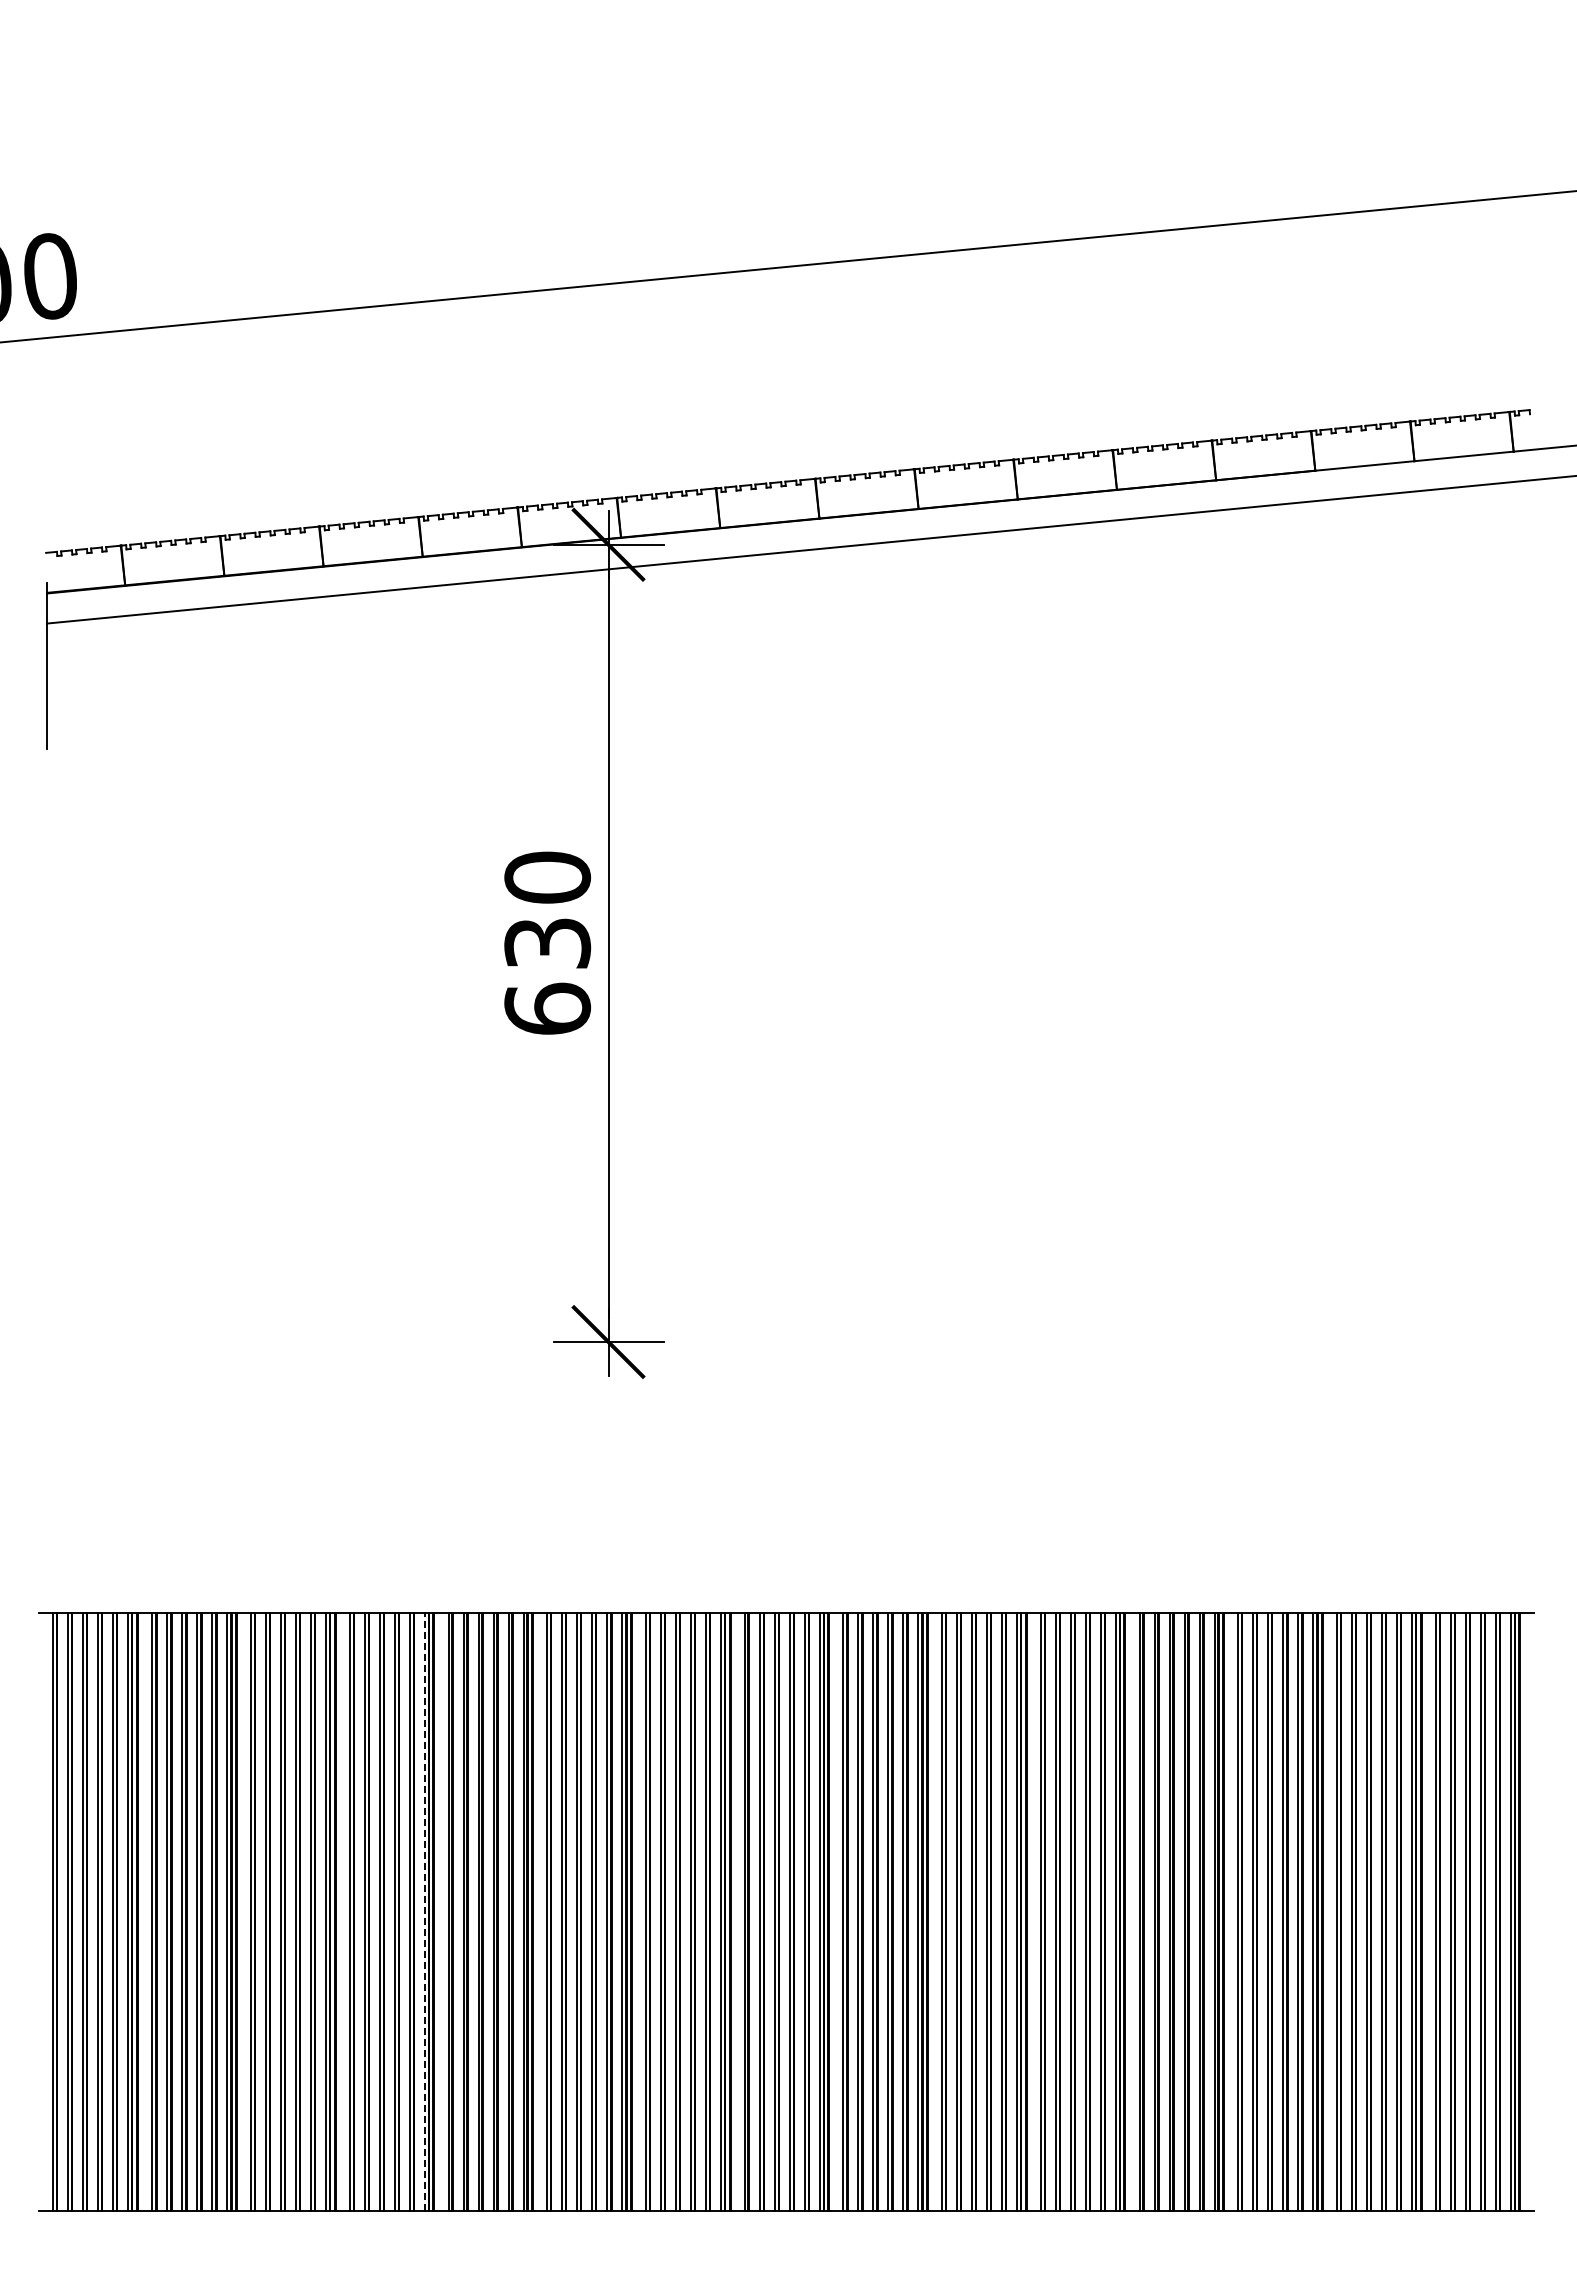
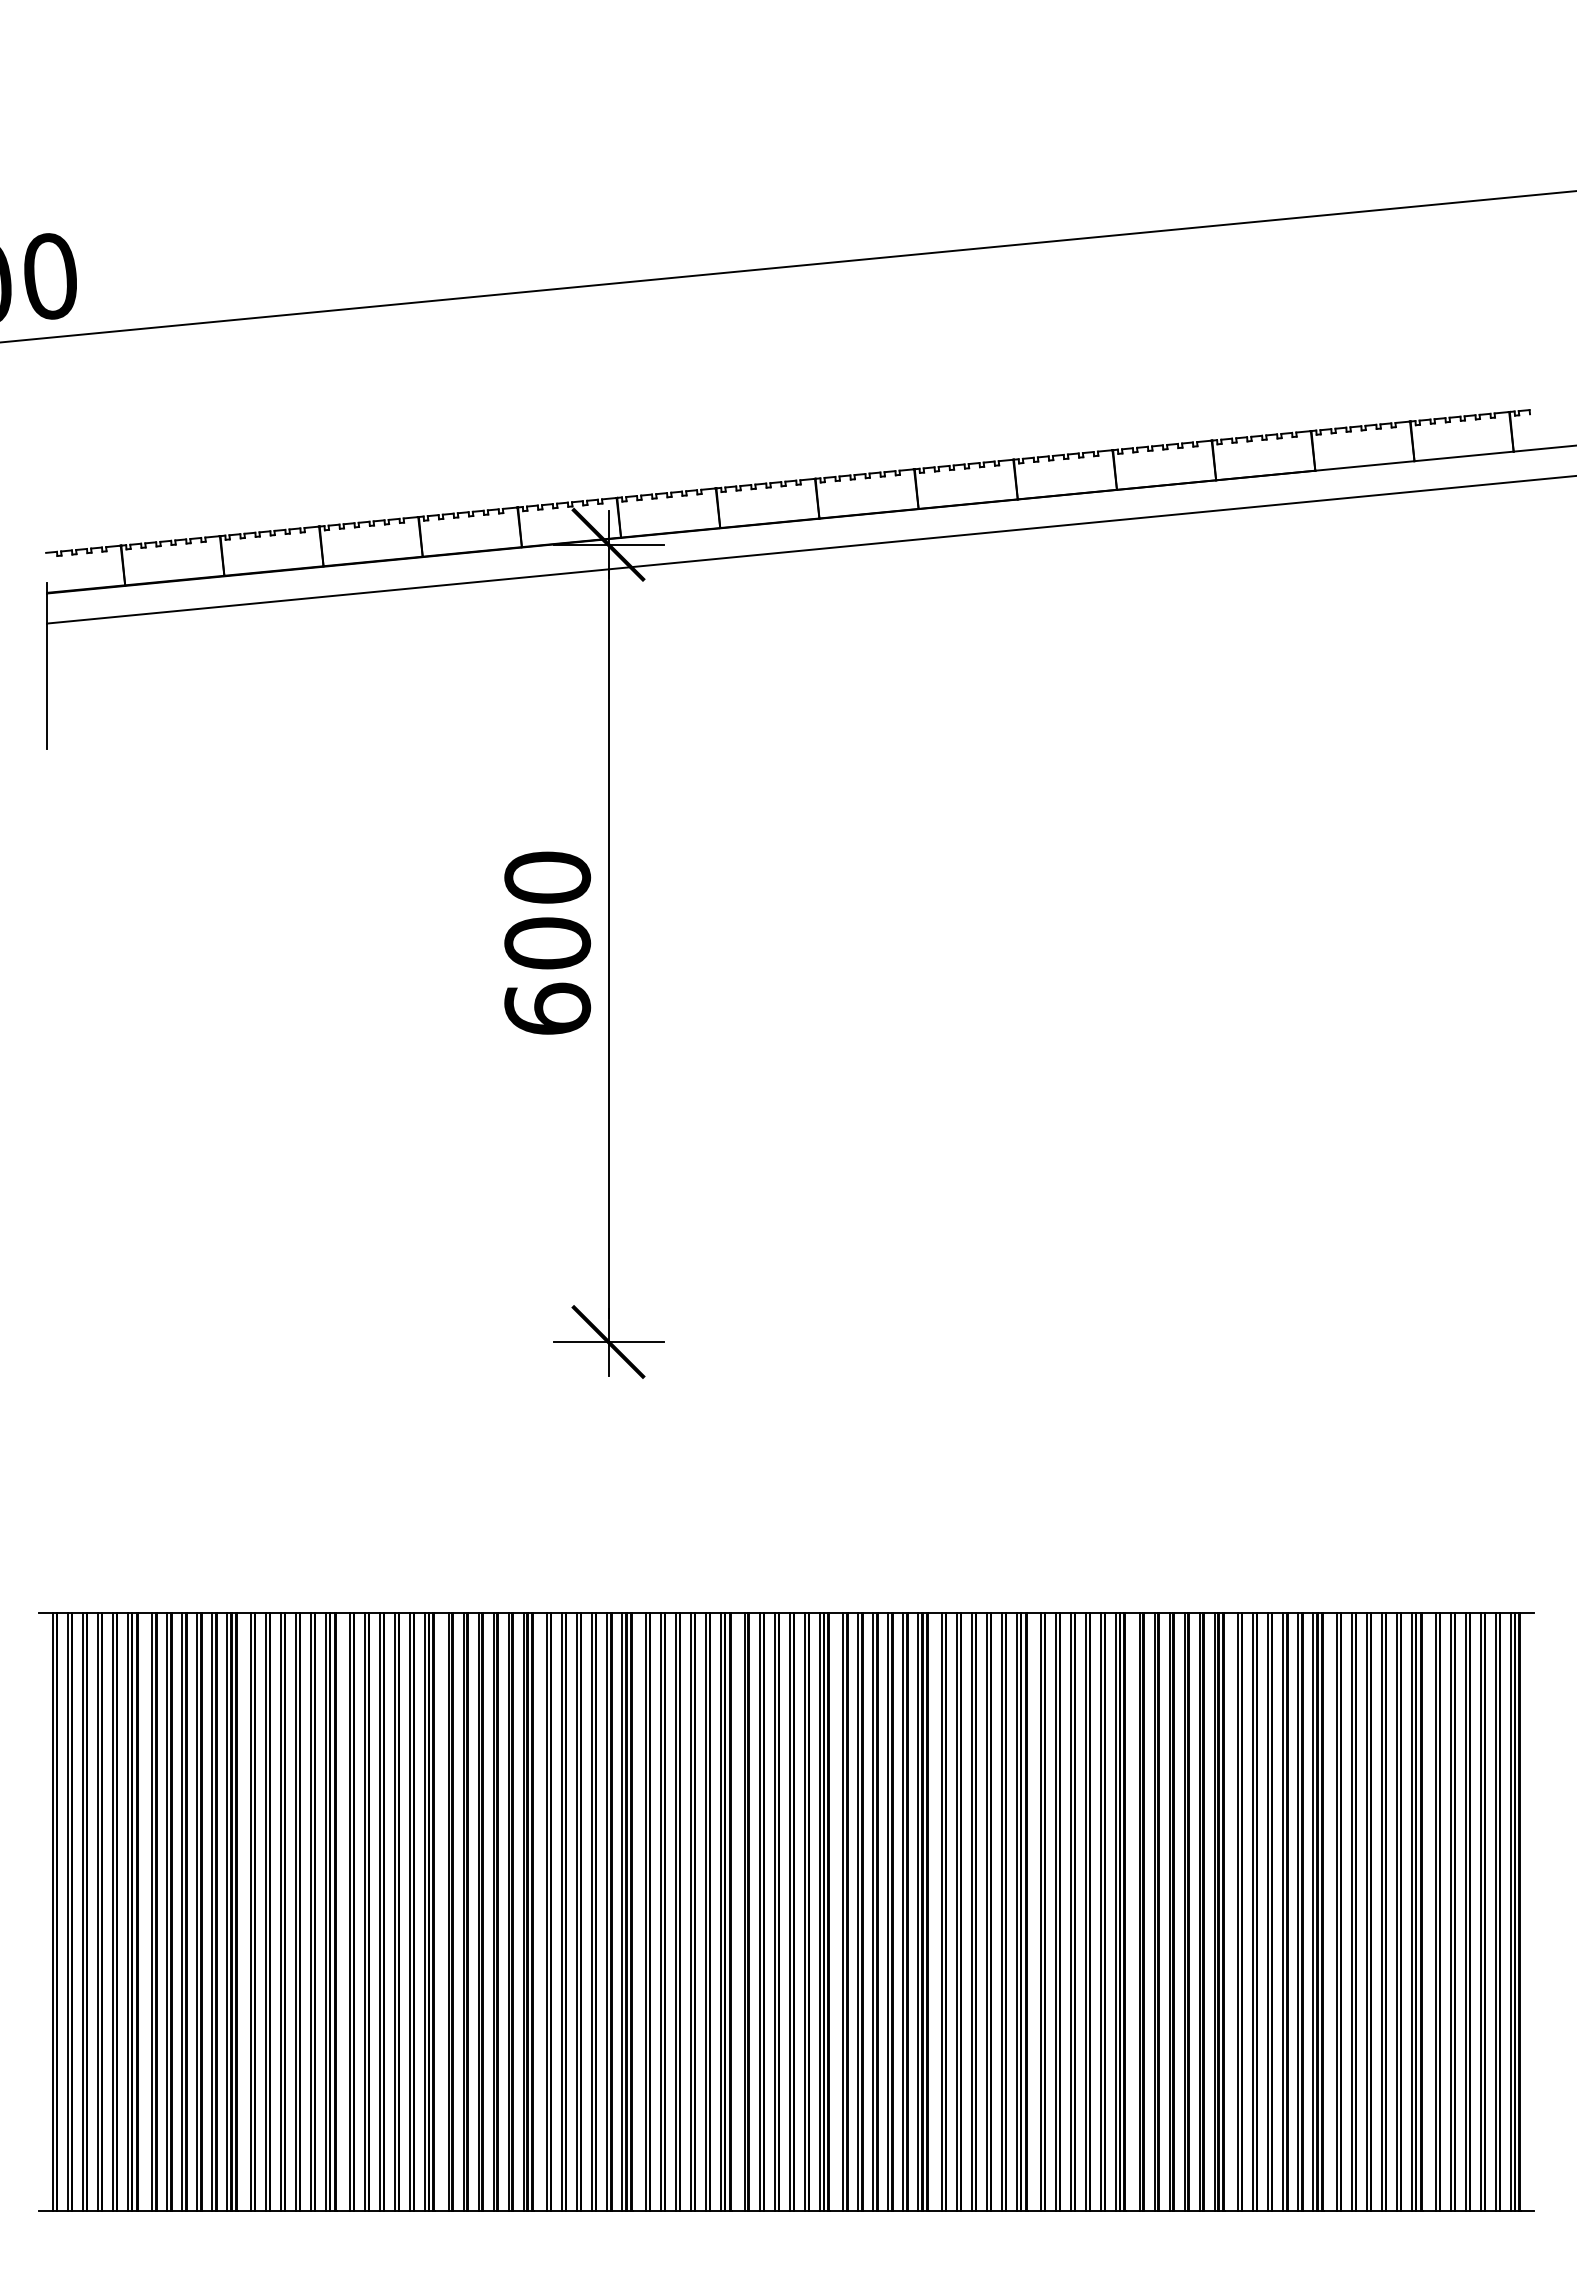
text: 630 -> 600 (547, 943)
line: dashed -> solid (424, 1911)
